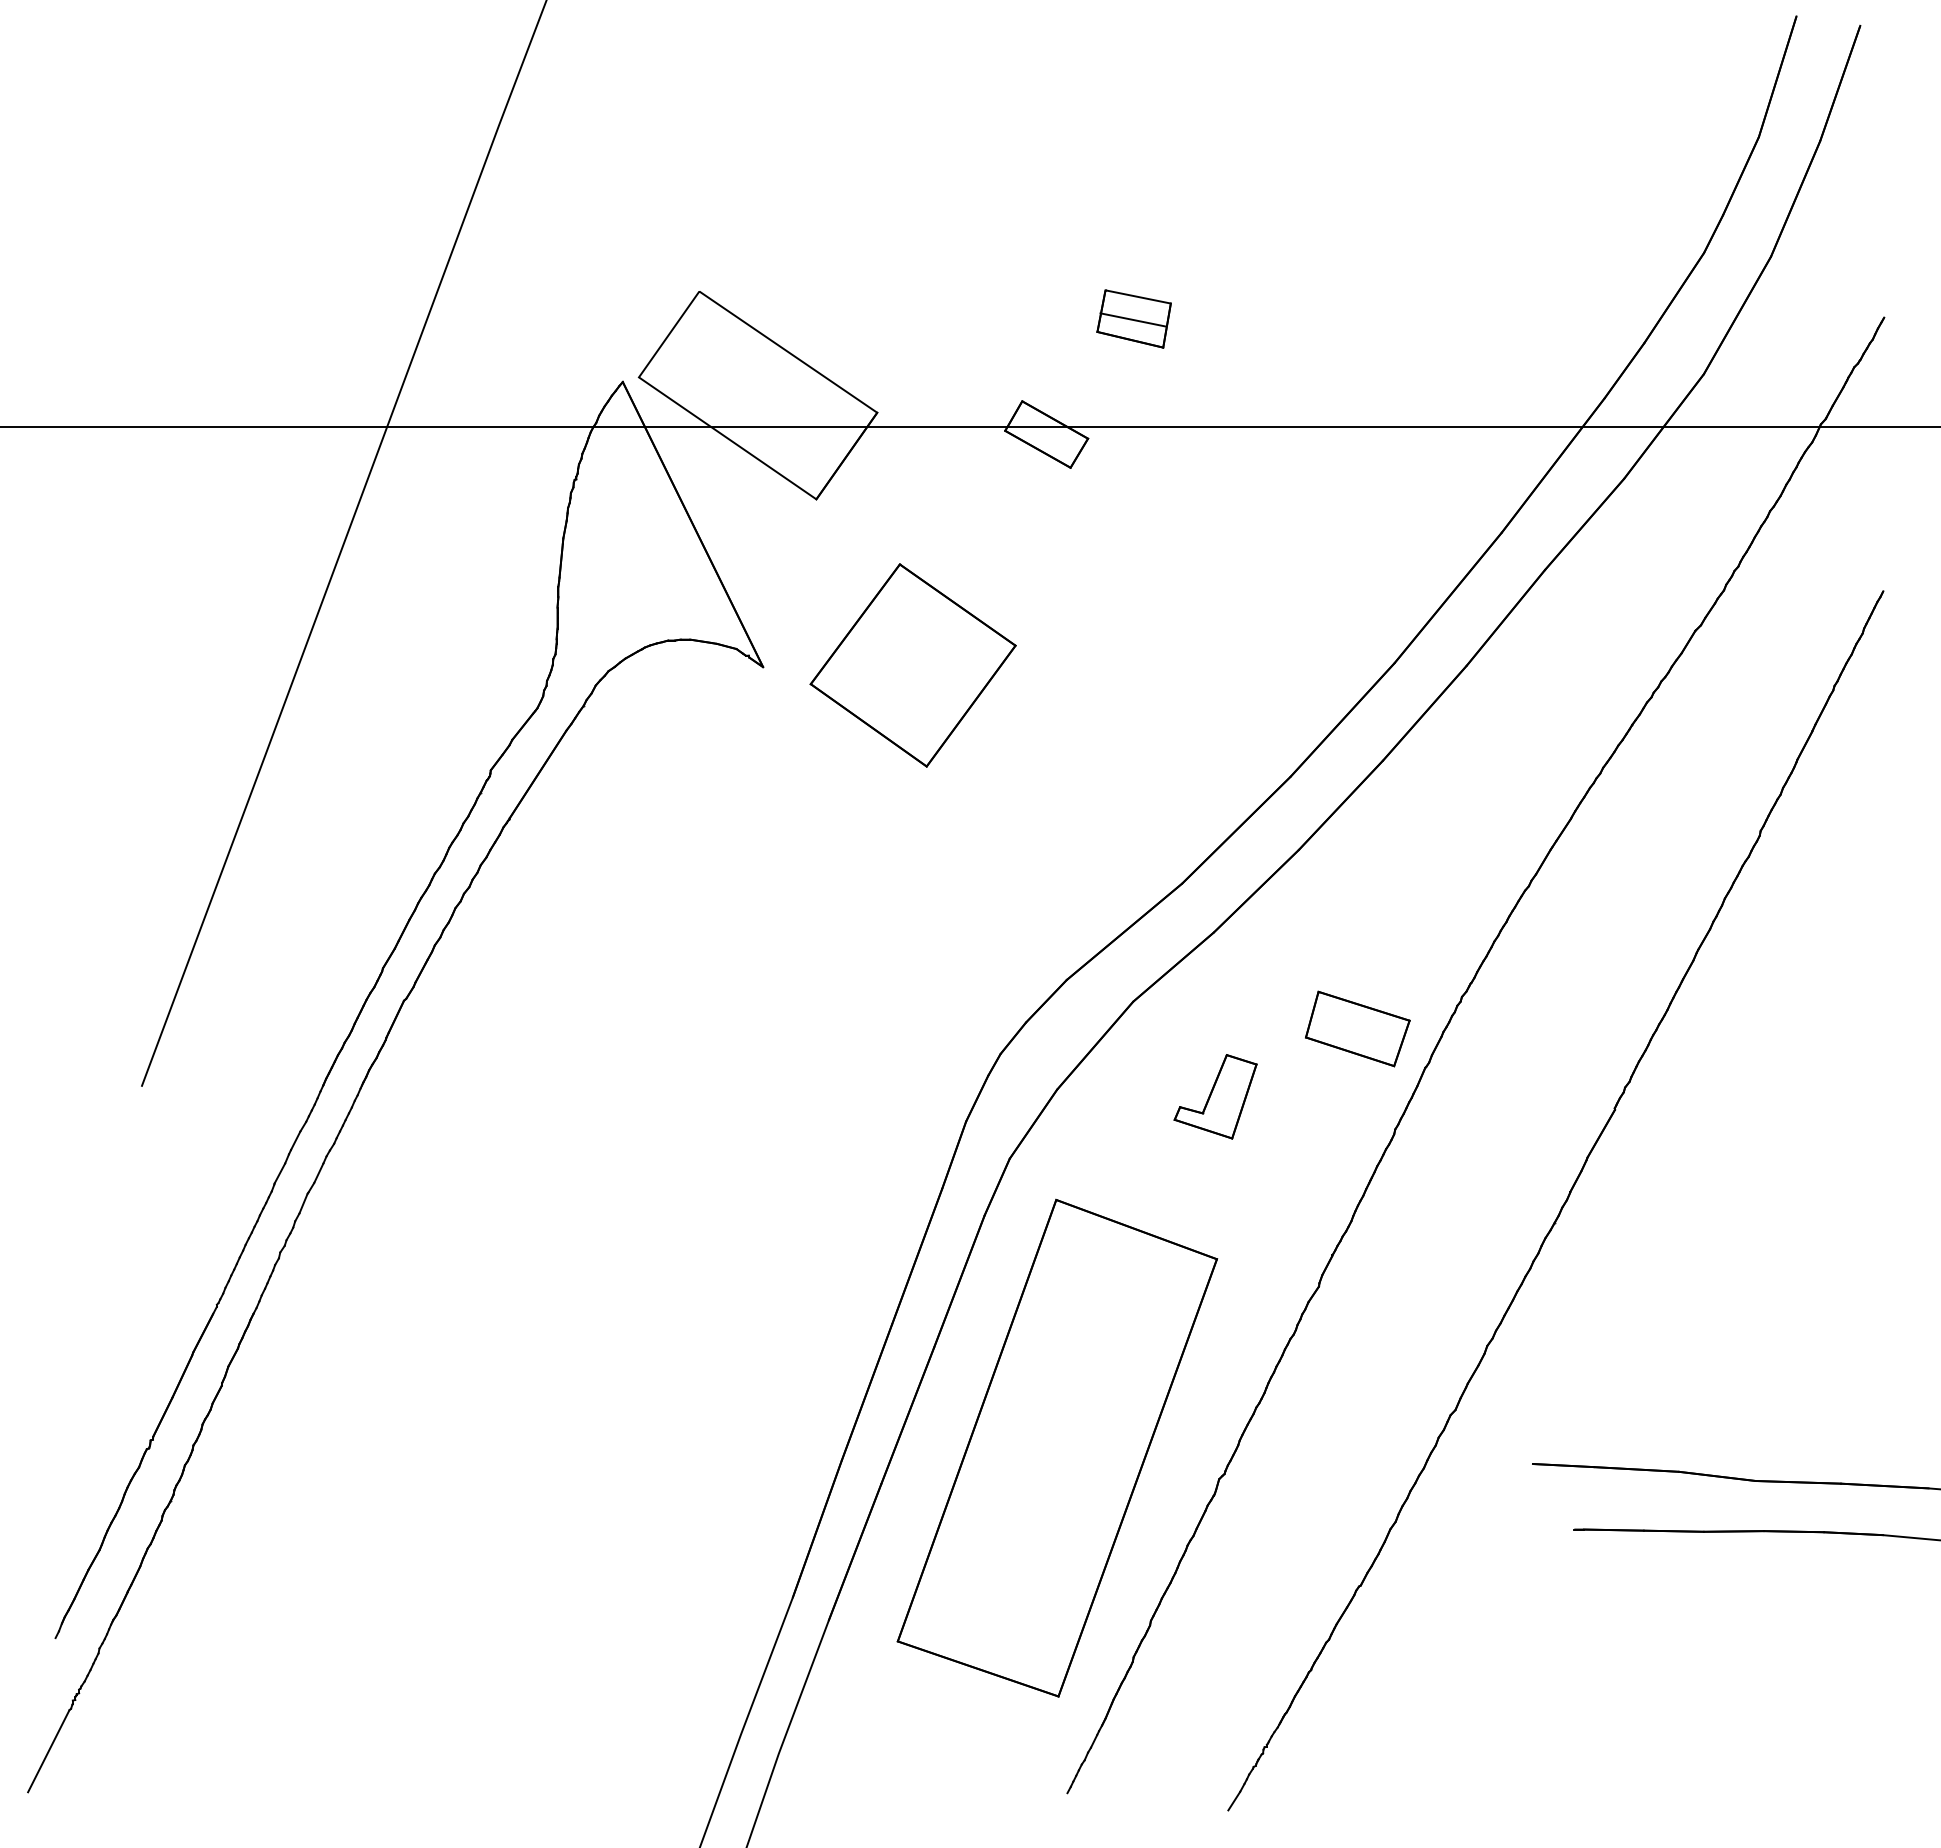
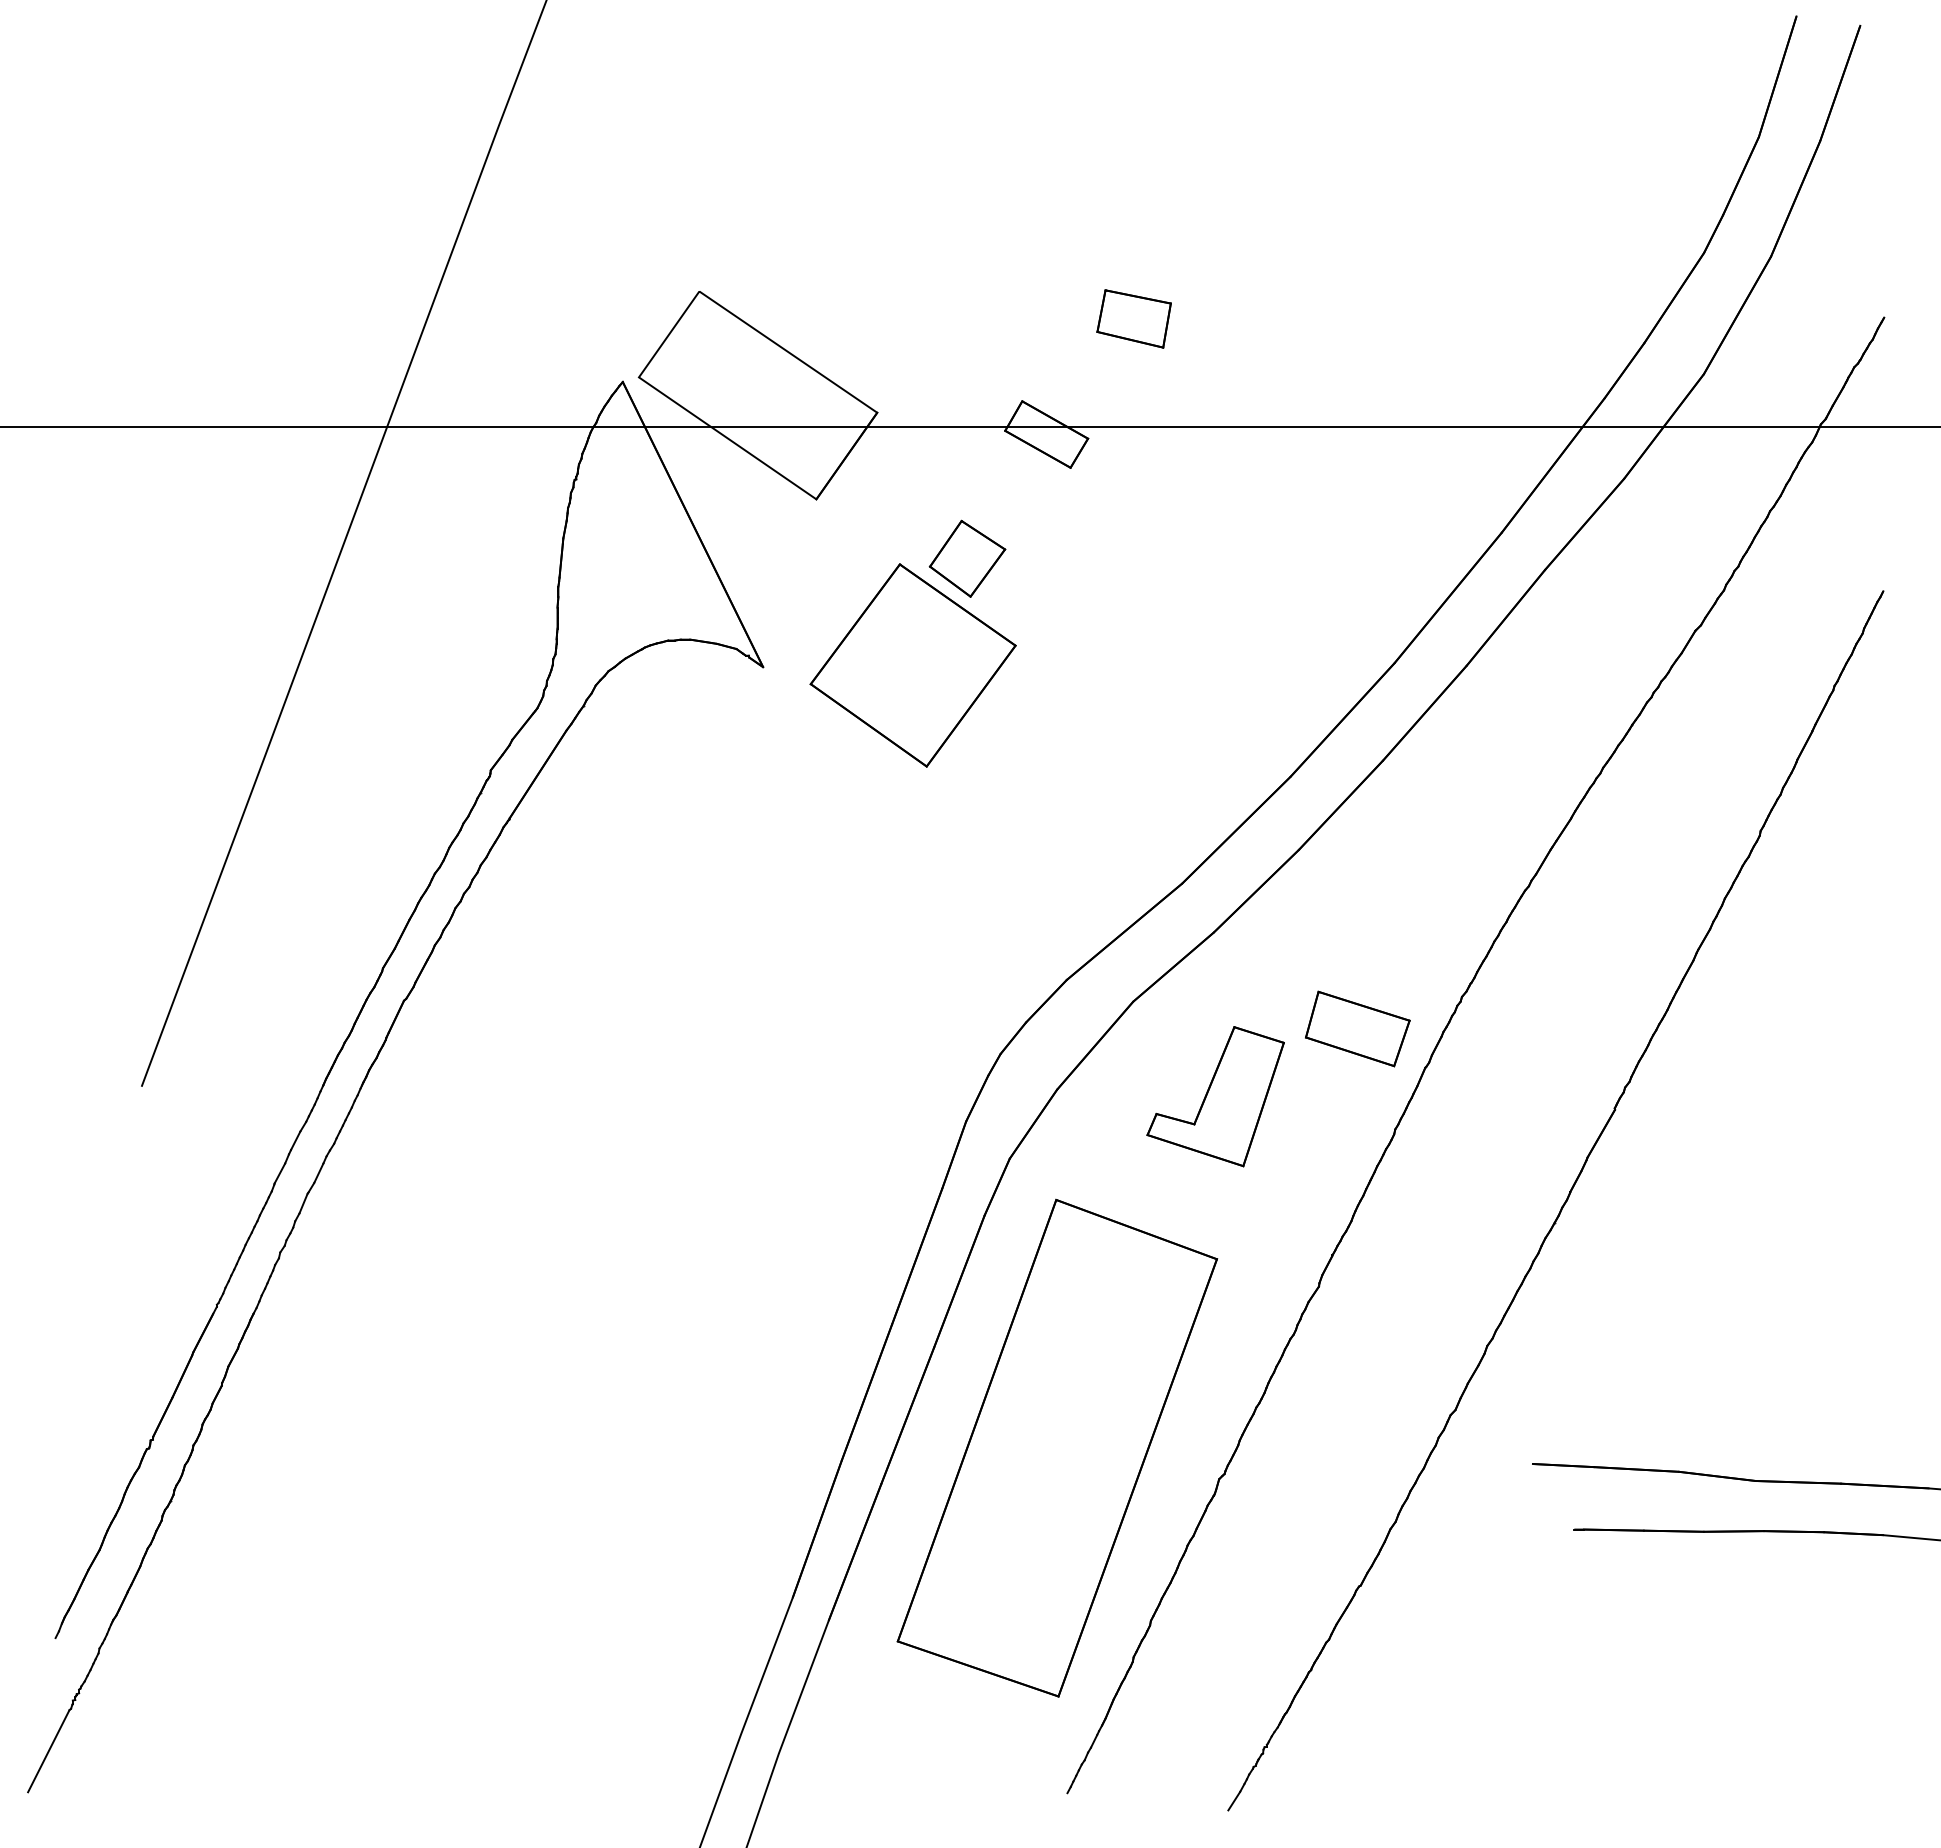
line position: (1132, 319) -> (1137, 296) (1137, 296)
part: none -> present (967, 558)
part size: 85x86 px -> 139x142 px (1215, 1096)
